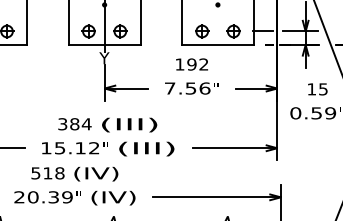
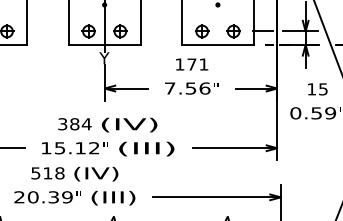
text: 192 -> 171 (197, 64)
text: (III) -> (IV) (129, 124)
text: (IV) -> (III) (113, 198)
